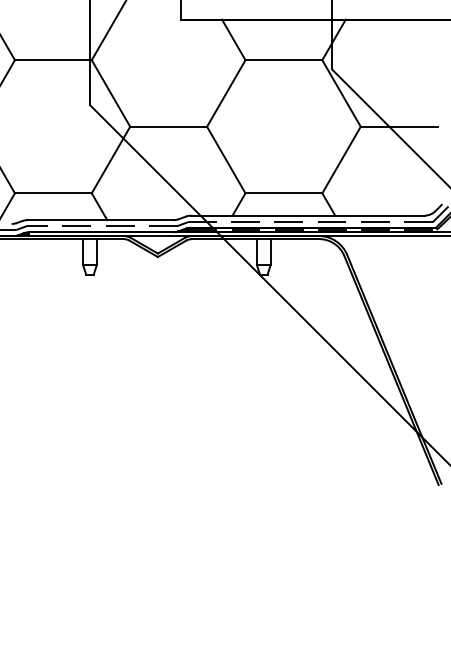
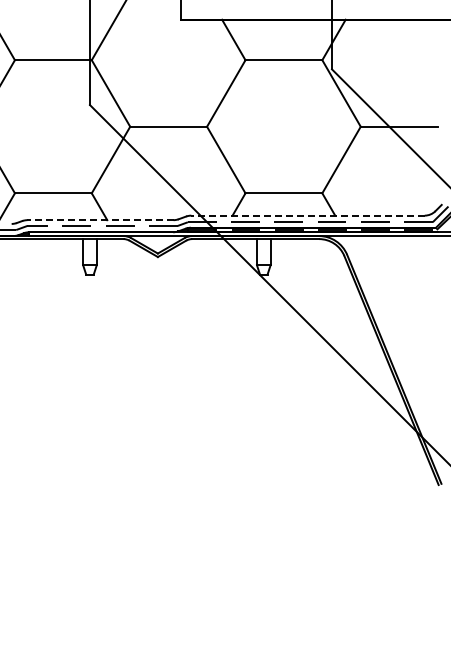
line: solid -> dashed (308, 215)
line: solid -> dashed (99, 220)
